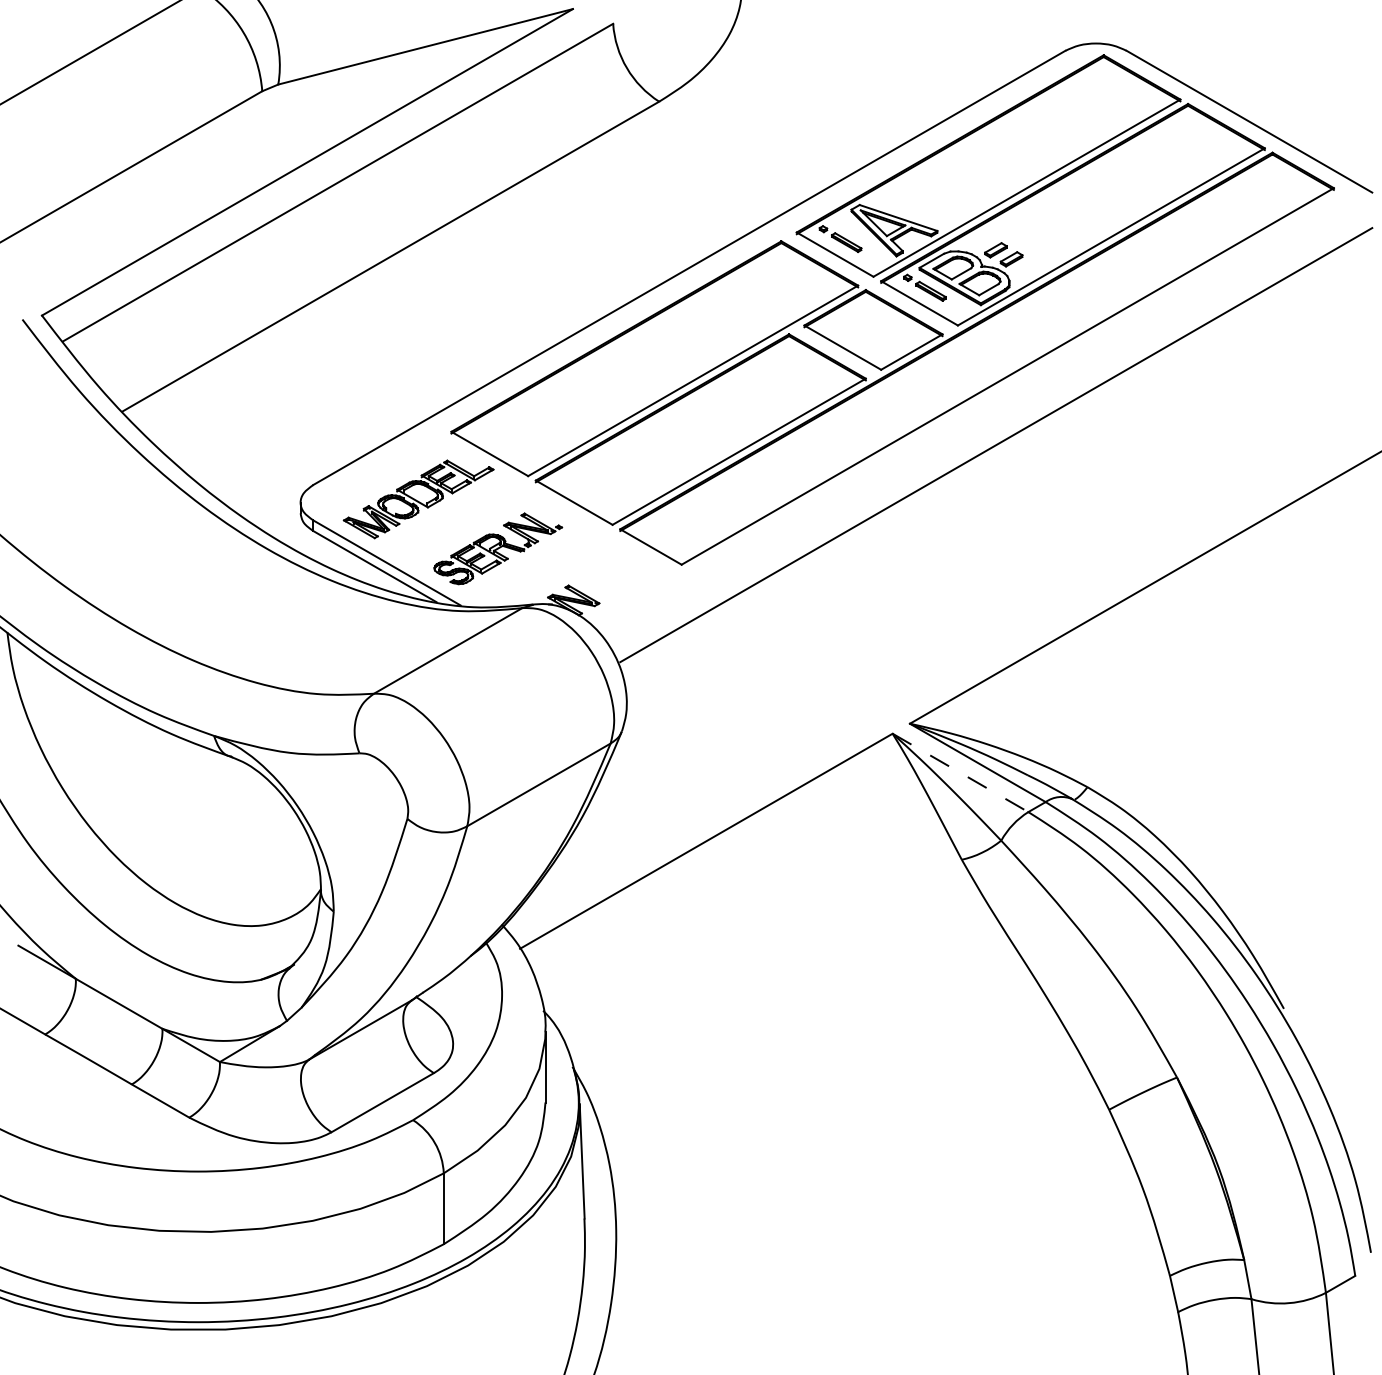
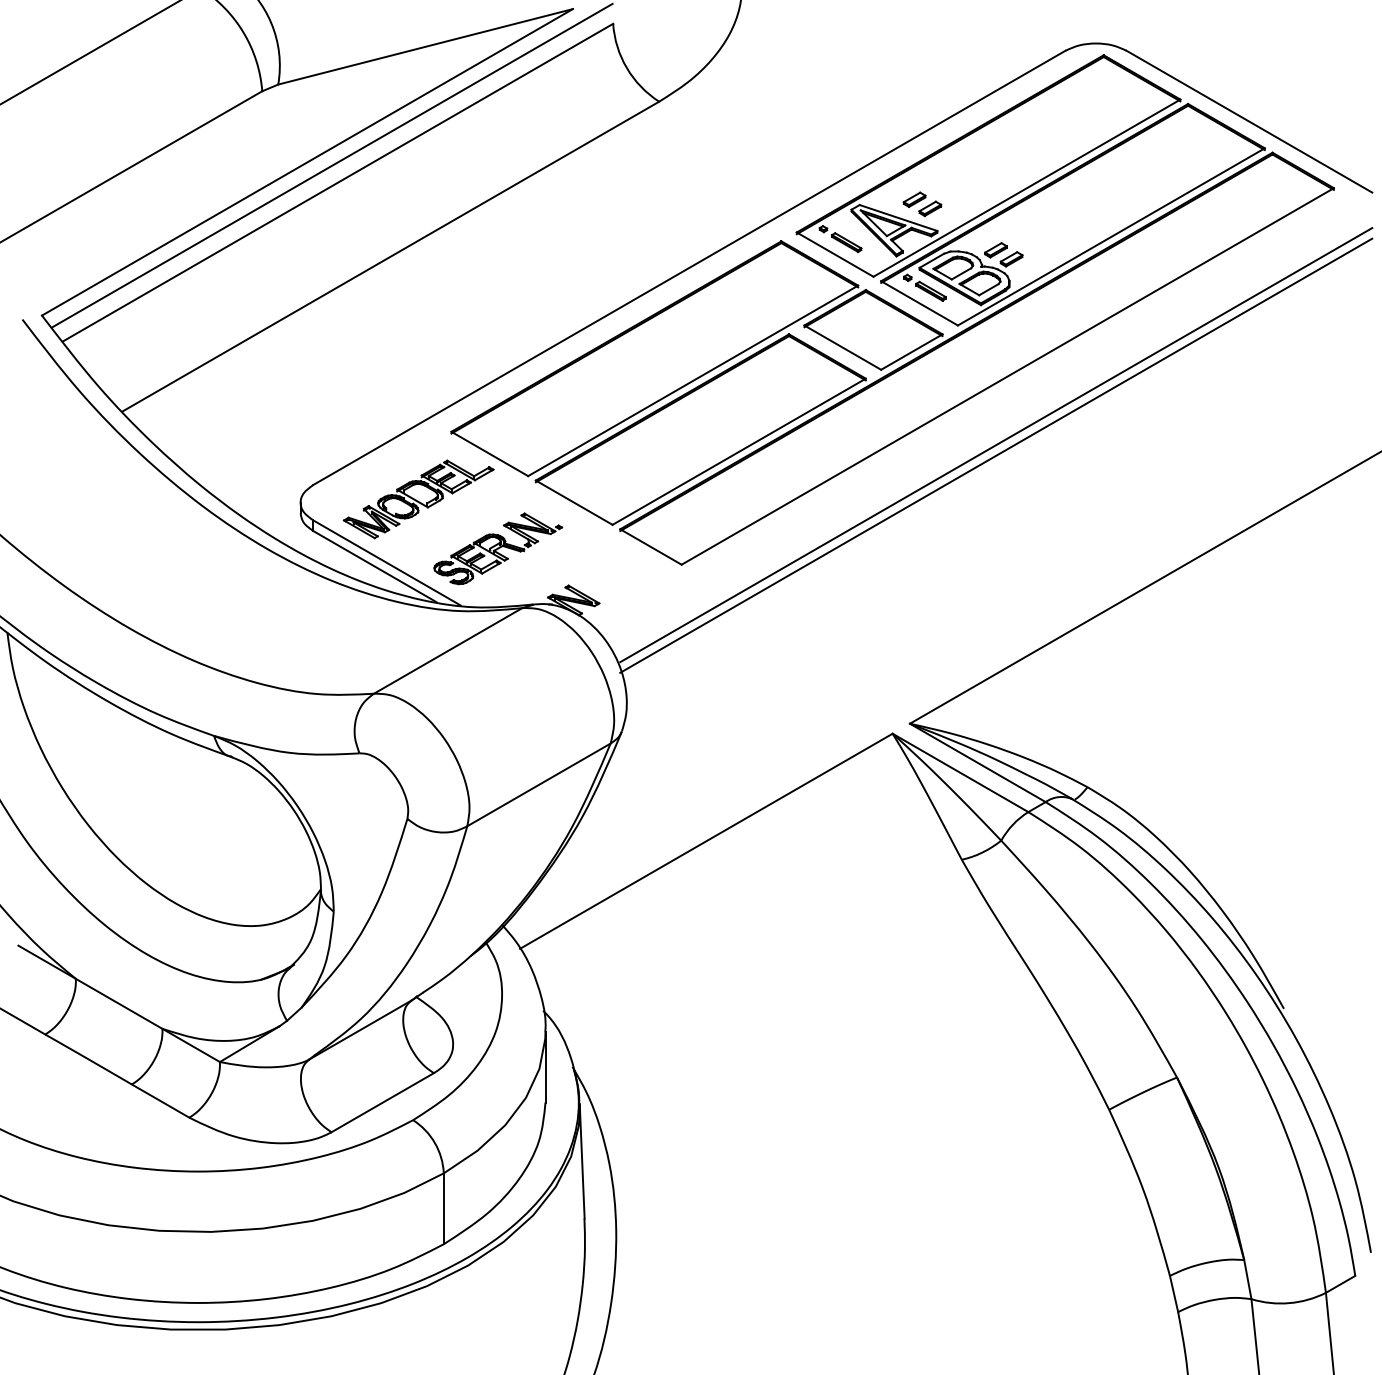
line: none -> present (331, 165)
part: none -> present (922, 204)
line: none -> present (996, 455)
line: dashed -> solid (960, 773)
